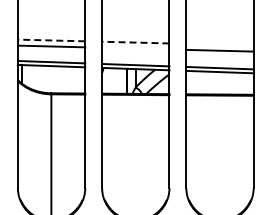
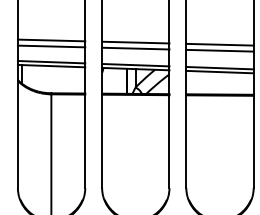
line: dashed -> solid (51, 40)
line: dashed -> solid (135, 42)
line: none -> present (219, 44)
line: none -> present (135, 48)
